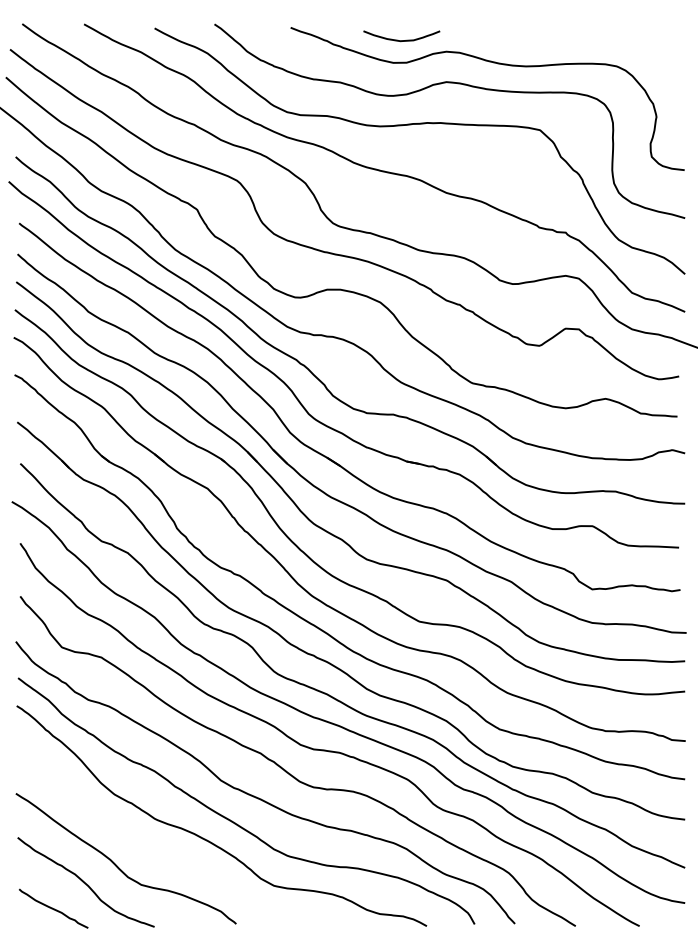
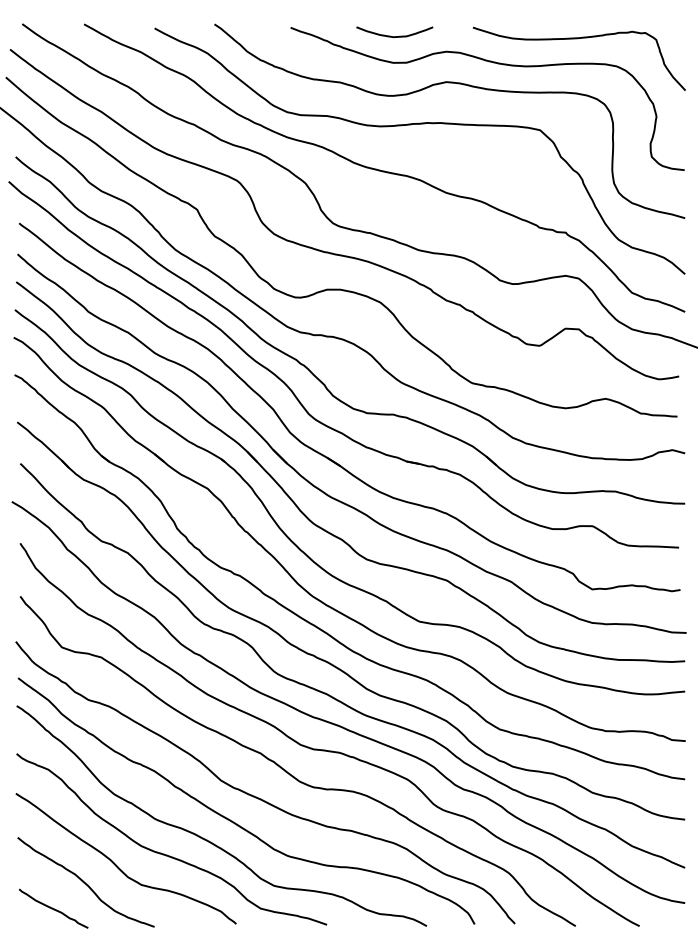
curve: none -> present (578, 39)
curve position: (401, 40) -> (394, 36) (394, 36)
curve: none -> present (167, 854)
